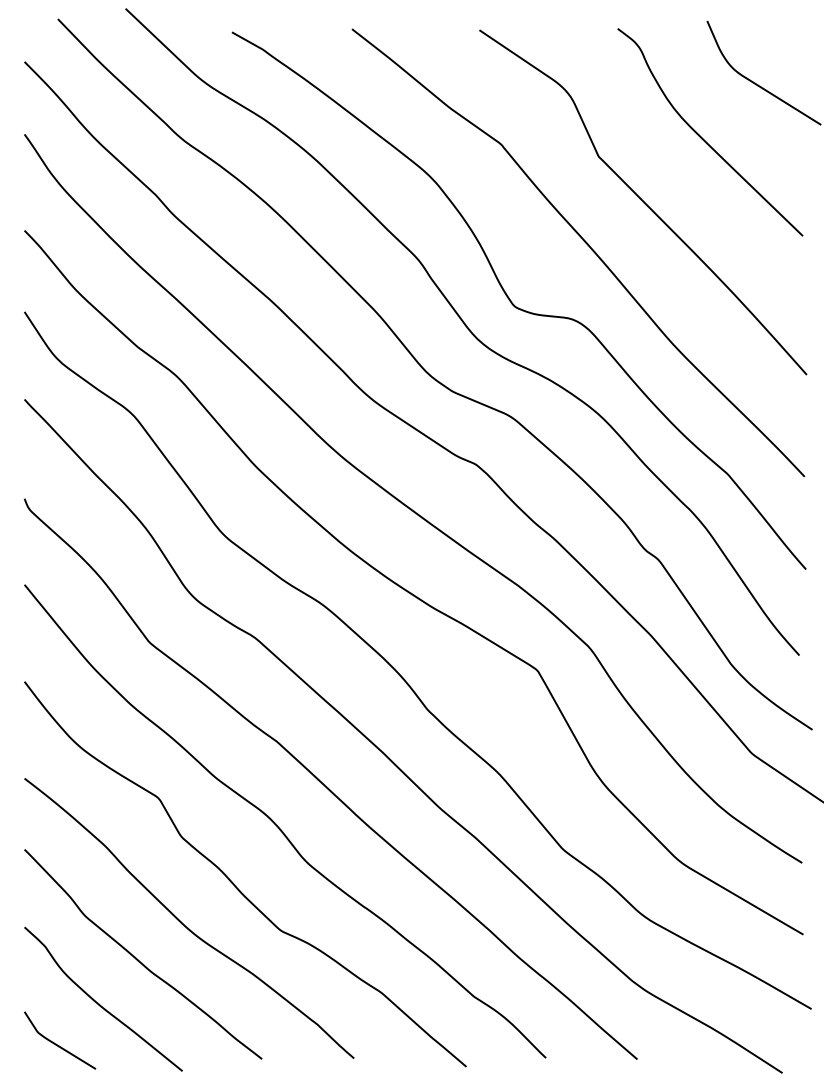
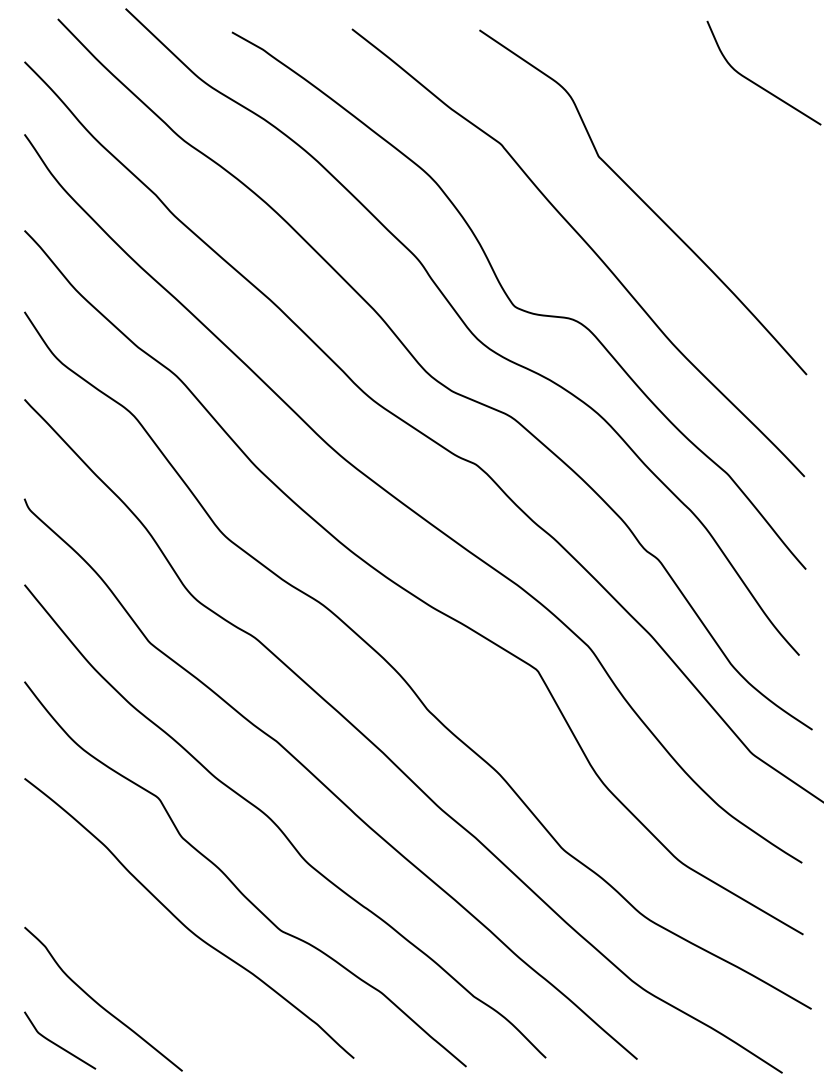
curve: present -> none (703, 138)
curve: present -> none (138, 959)
